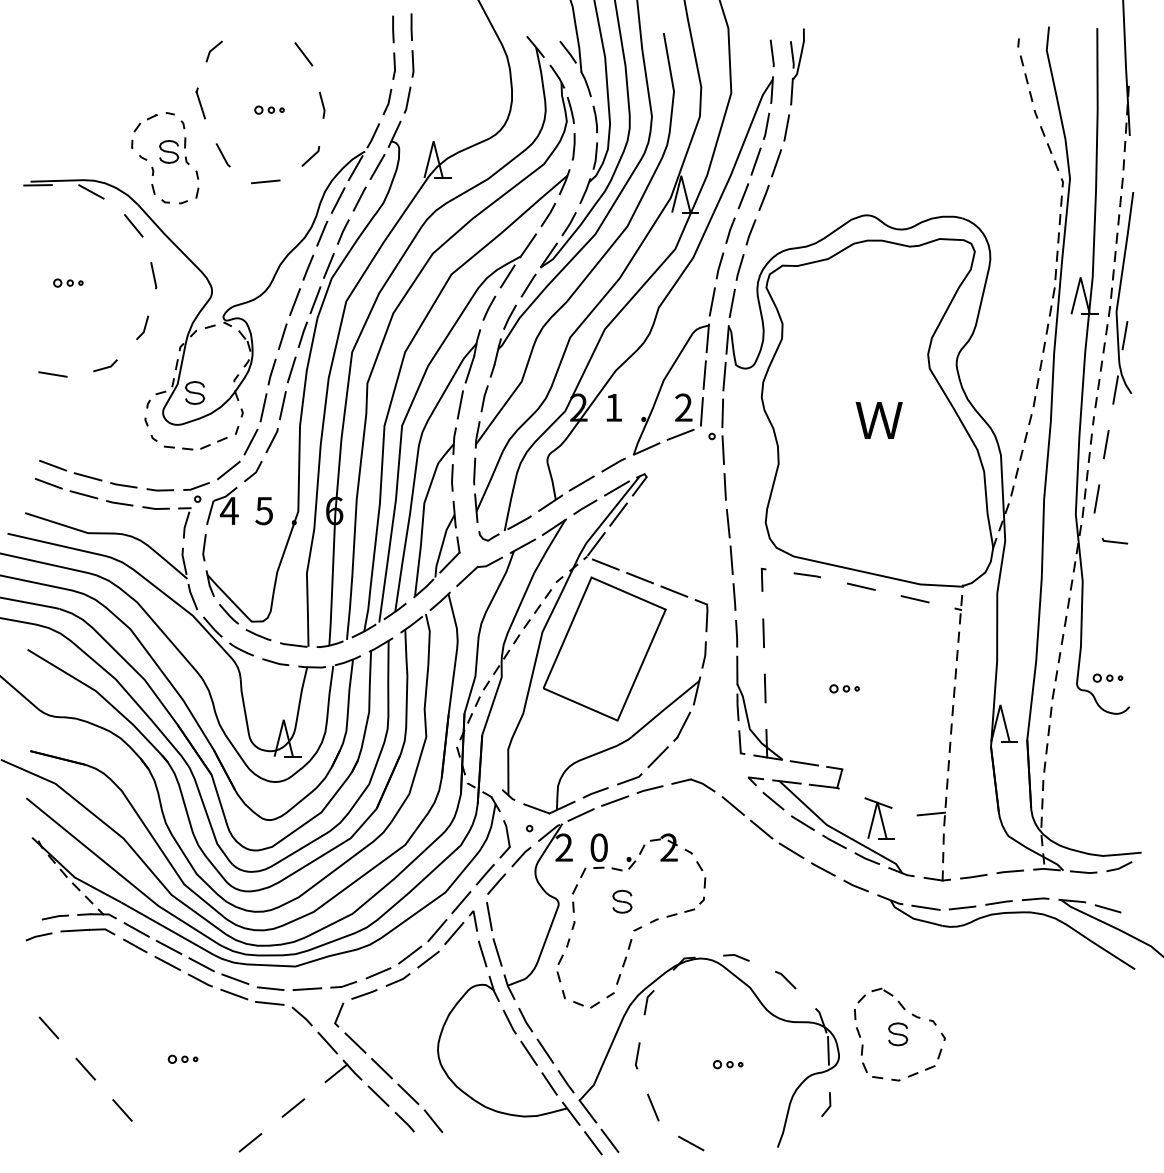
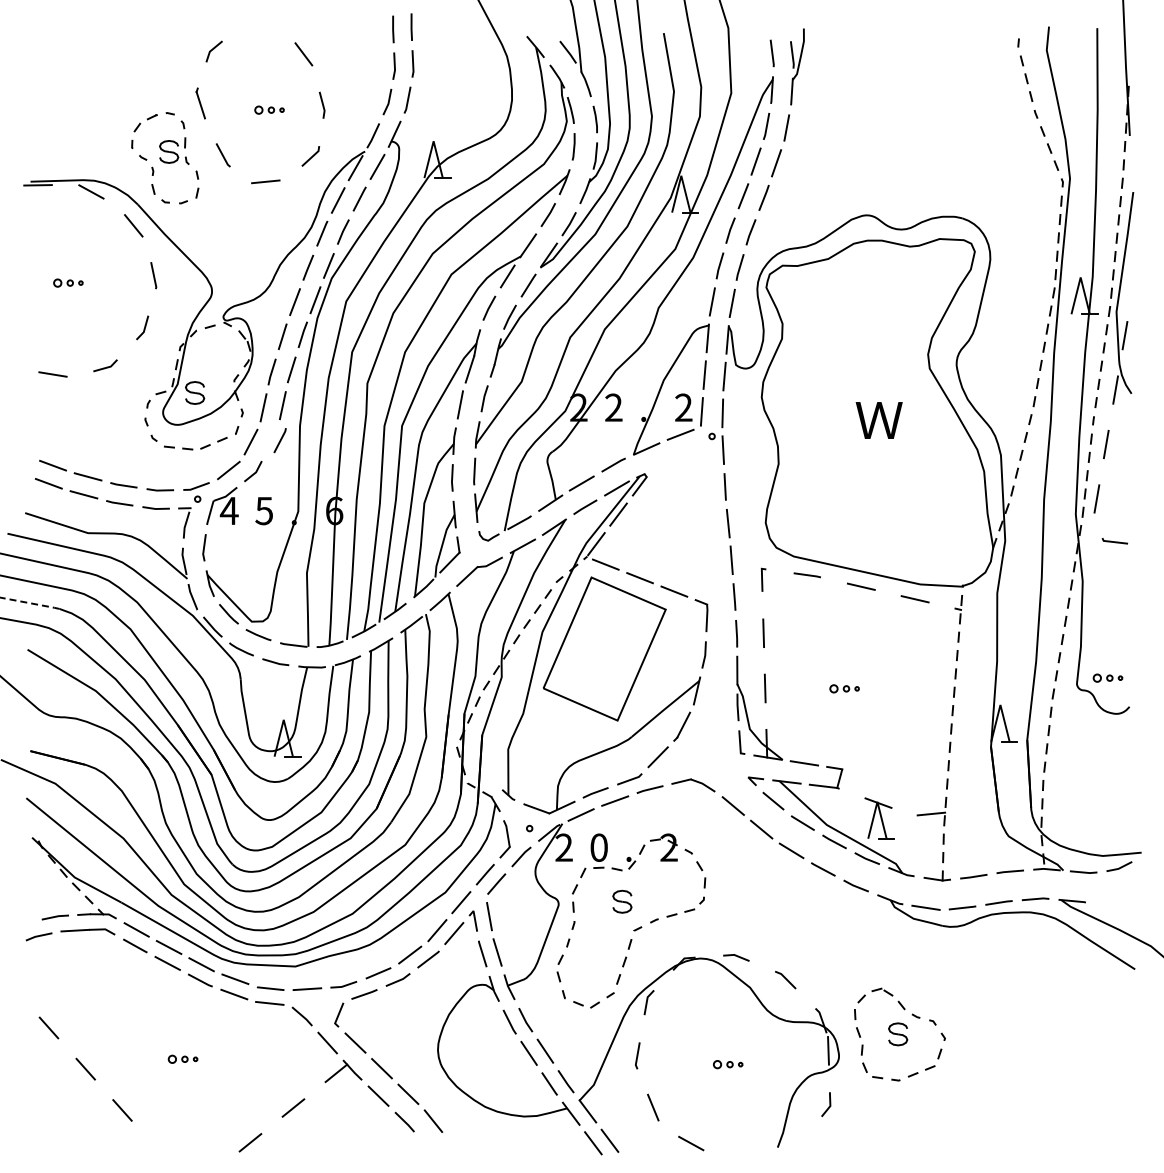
text: 1 -> 2 (613, 407)
line position: (271, 440) -> (279, 440) (279, 440)
line: solid -> dashed (30, 603)
line: present -> none (1107, 908)
